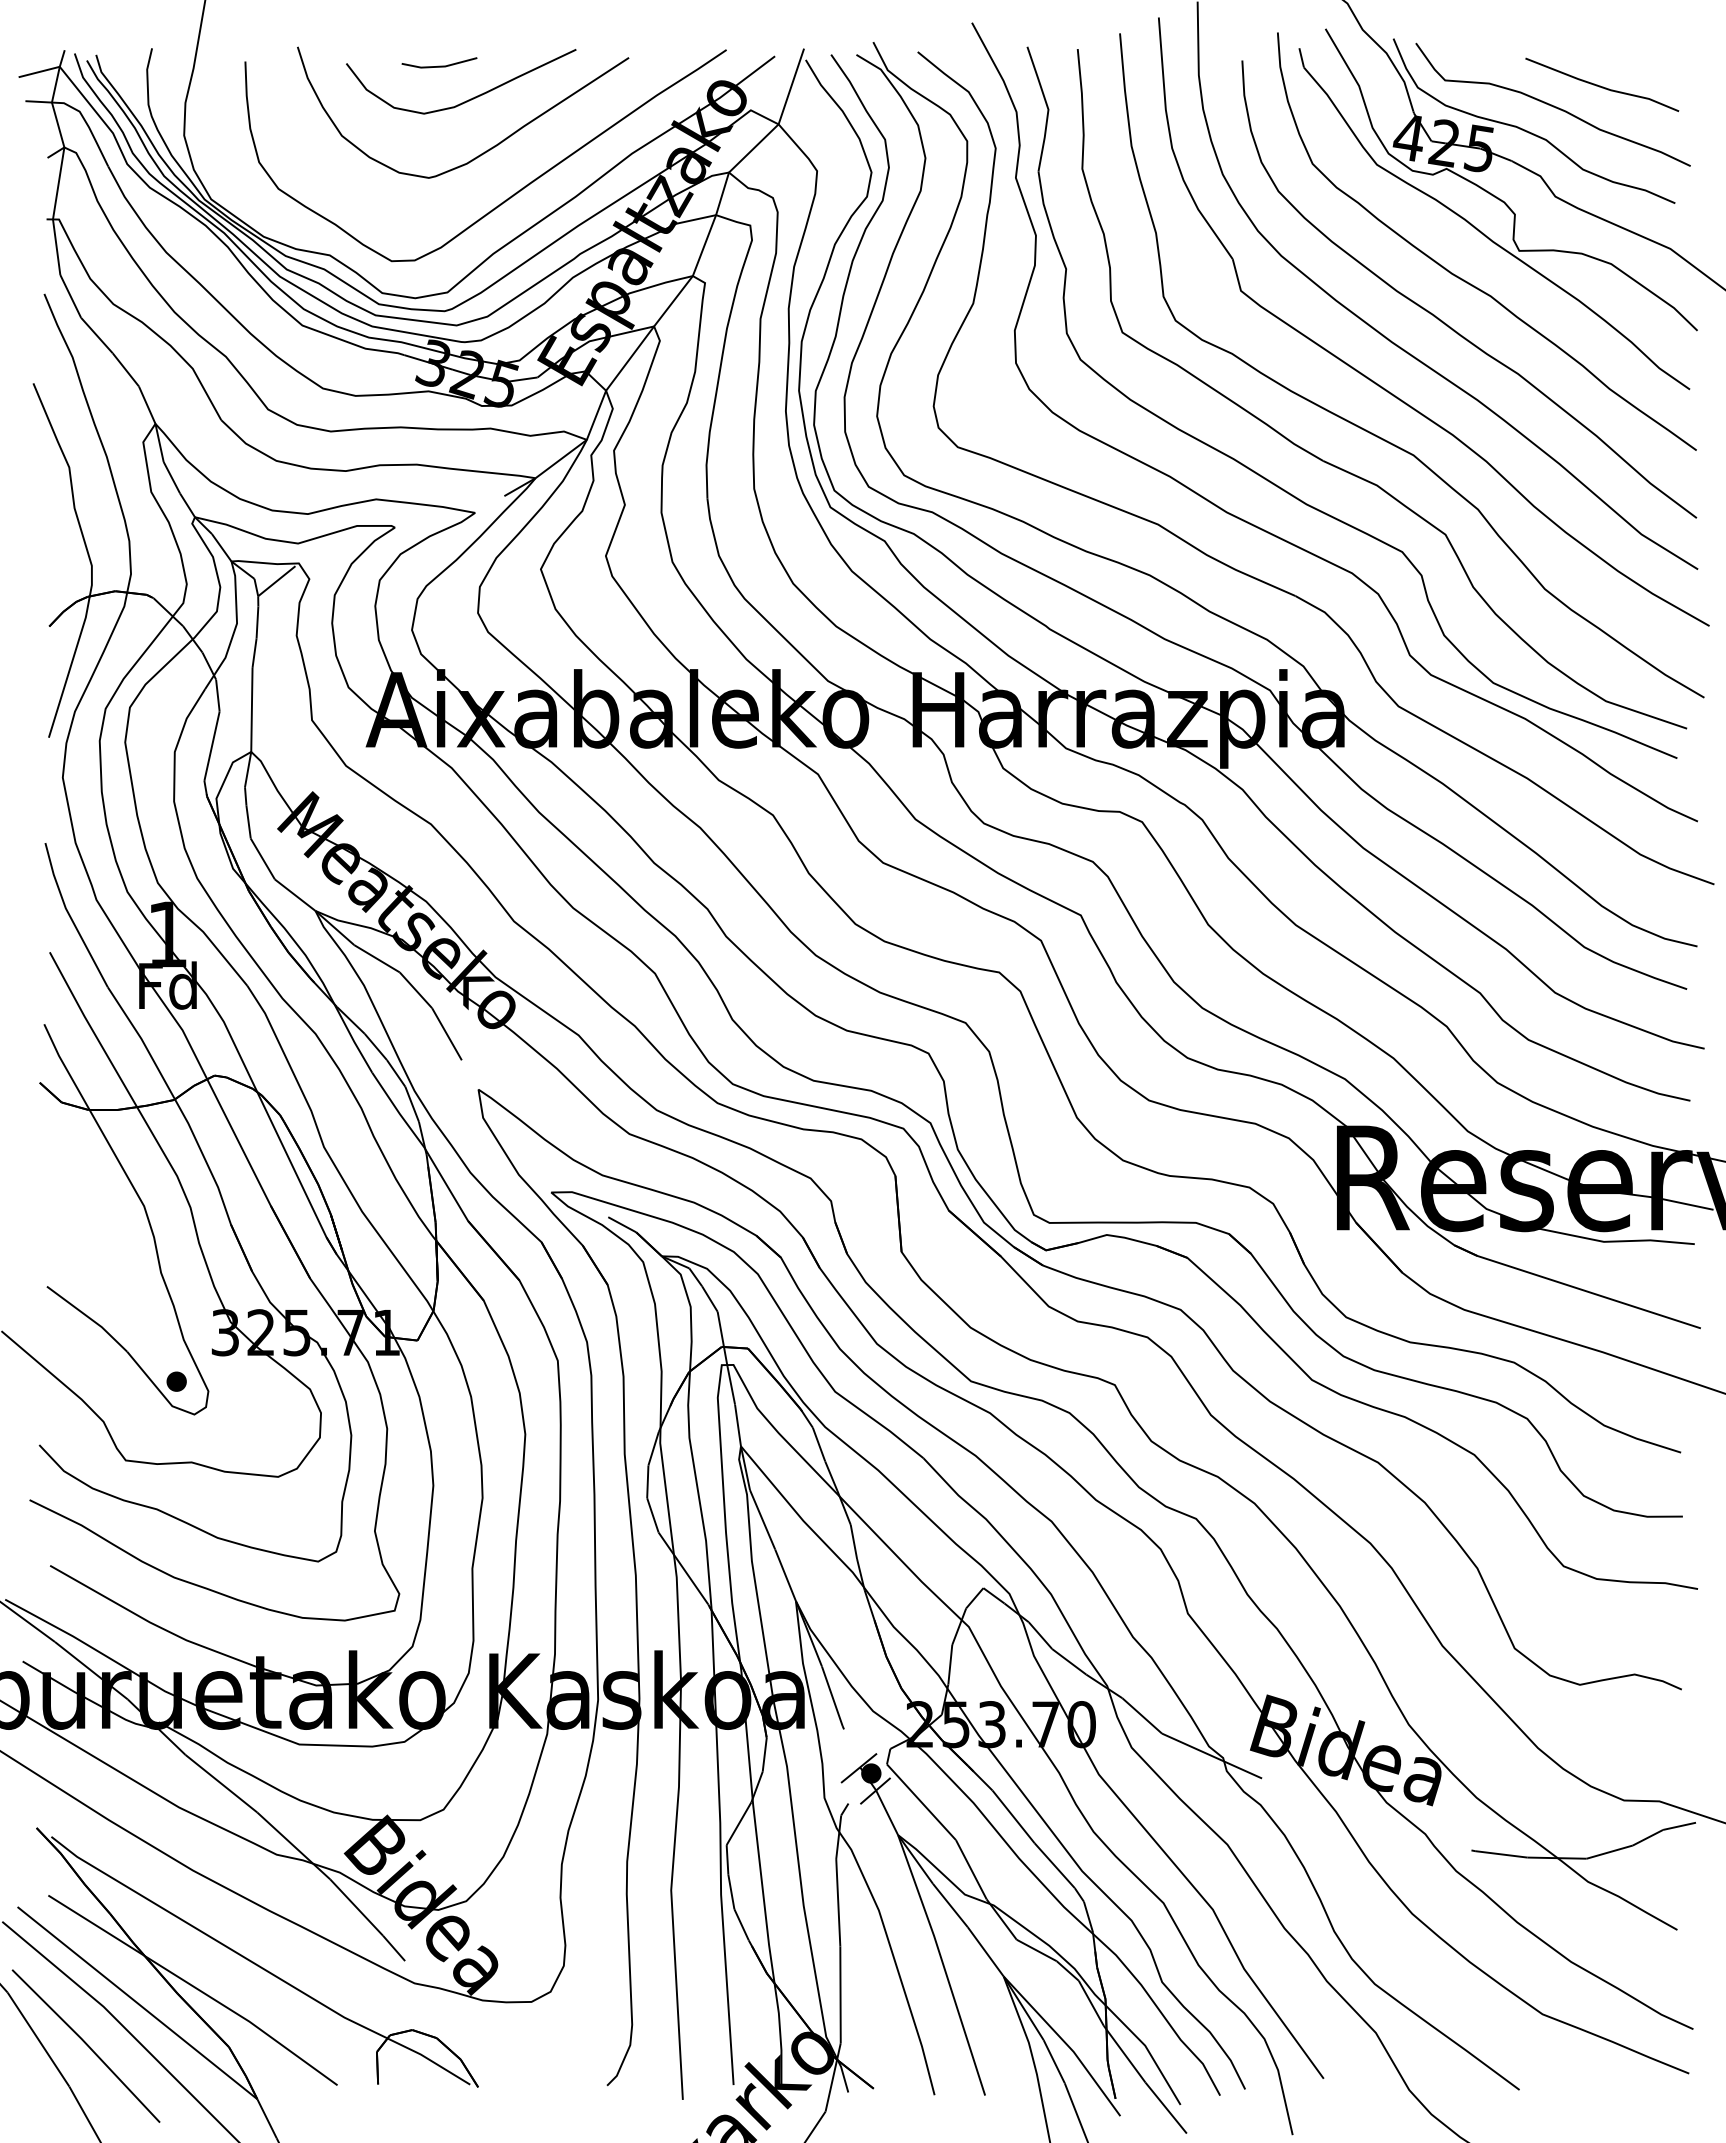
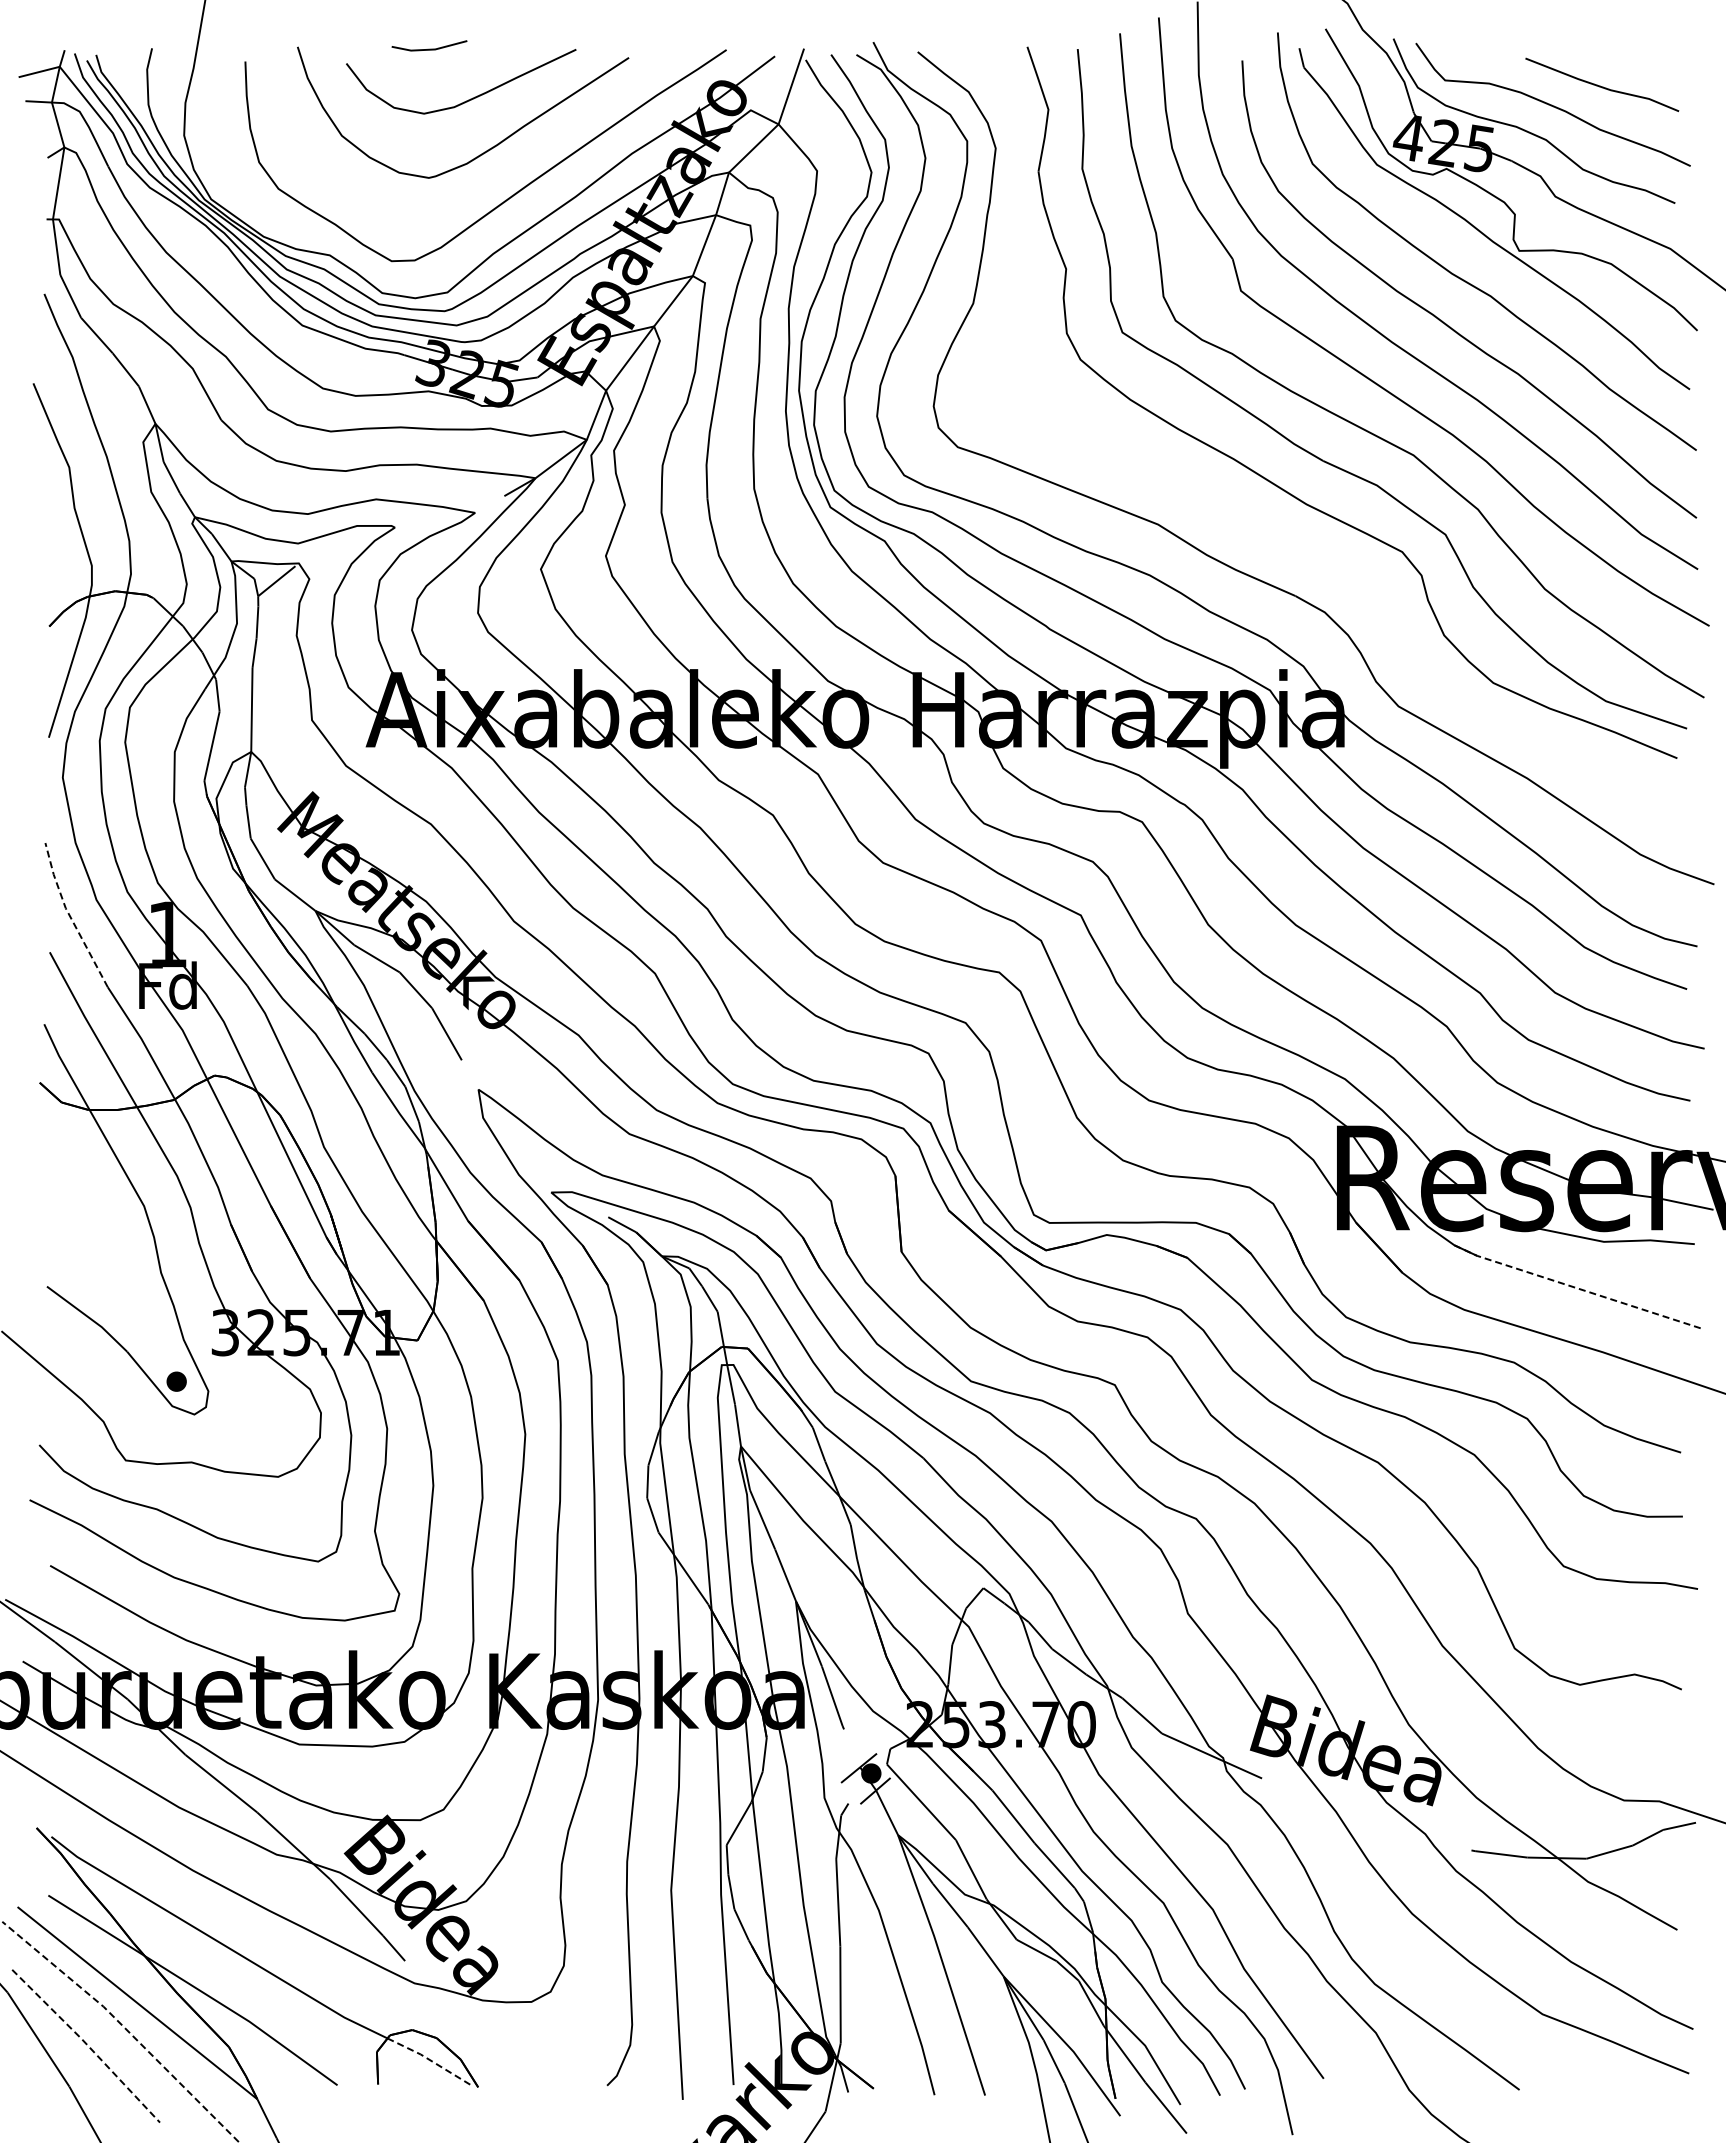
line position: (439, 65) -> (429, 48) (429, 48)
curve: present -> none (1283, 538)
line: solid -> dashed (70, 916)
line: solid -> dashed (1576, 1288)
line: solid -> dashed (124, 2027)
line: solid -> dashed (87, 2044)
line: solid -> dashed (429, 2059)
